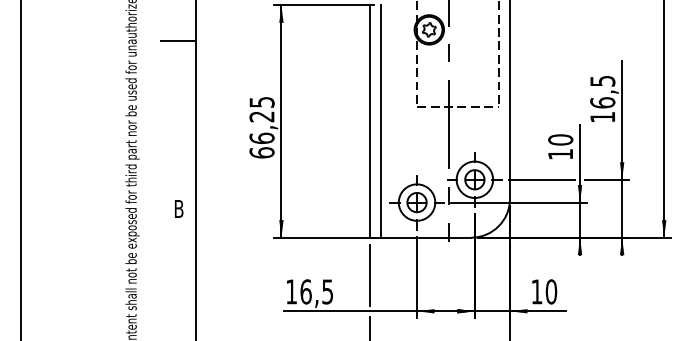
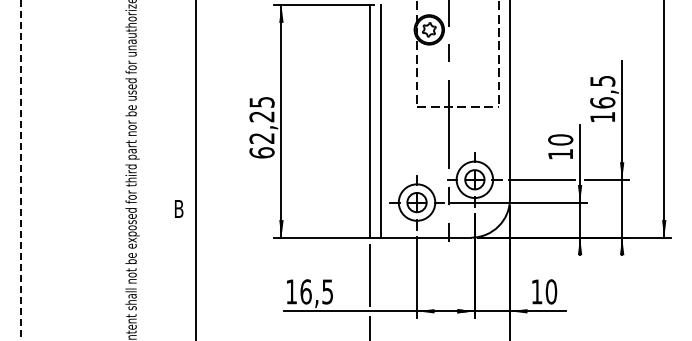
line: present -> none (178, 40)
text: 66,25 -> 62,25 (261, 137)
line: solid -> dashed (20, 170)
